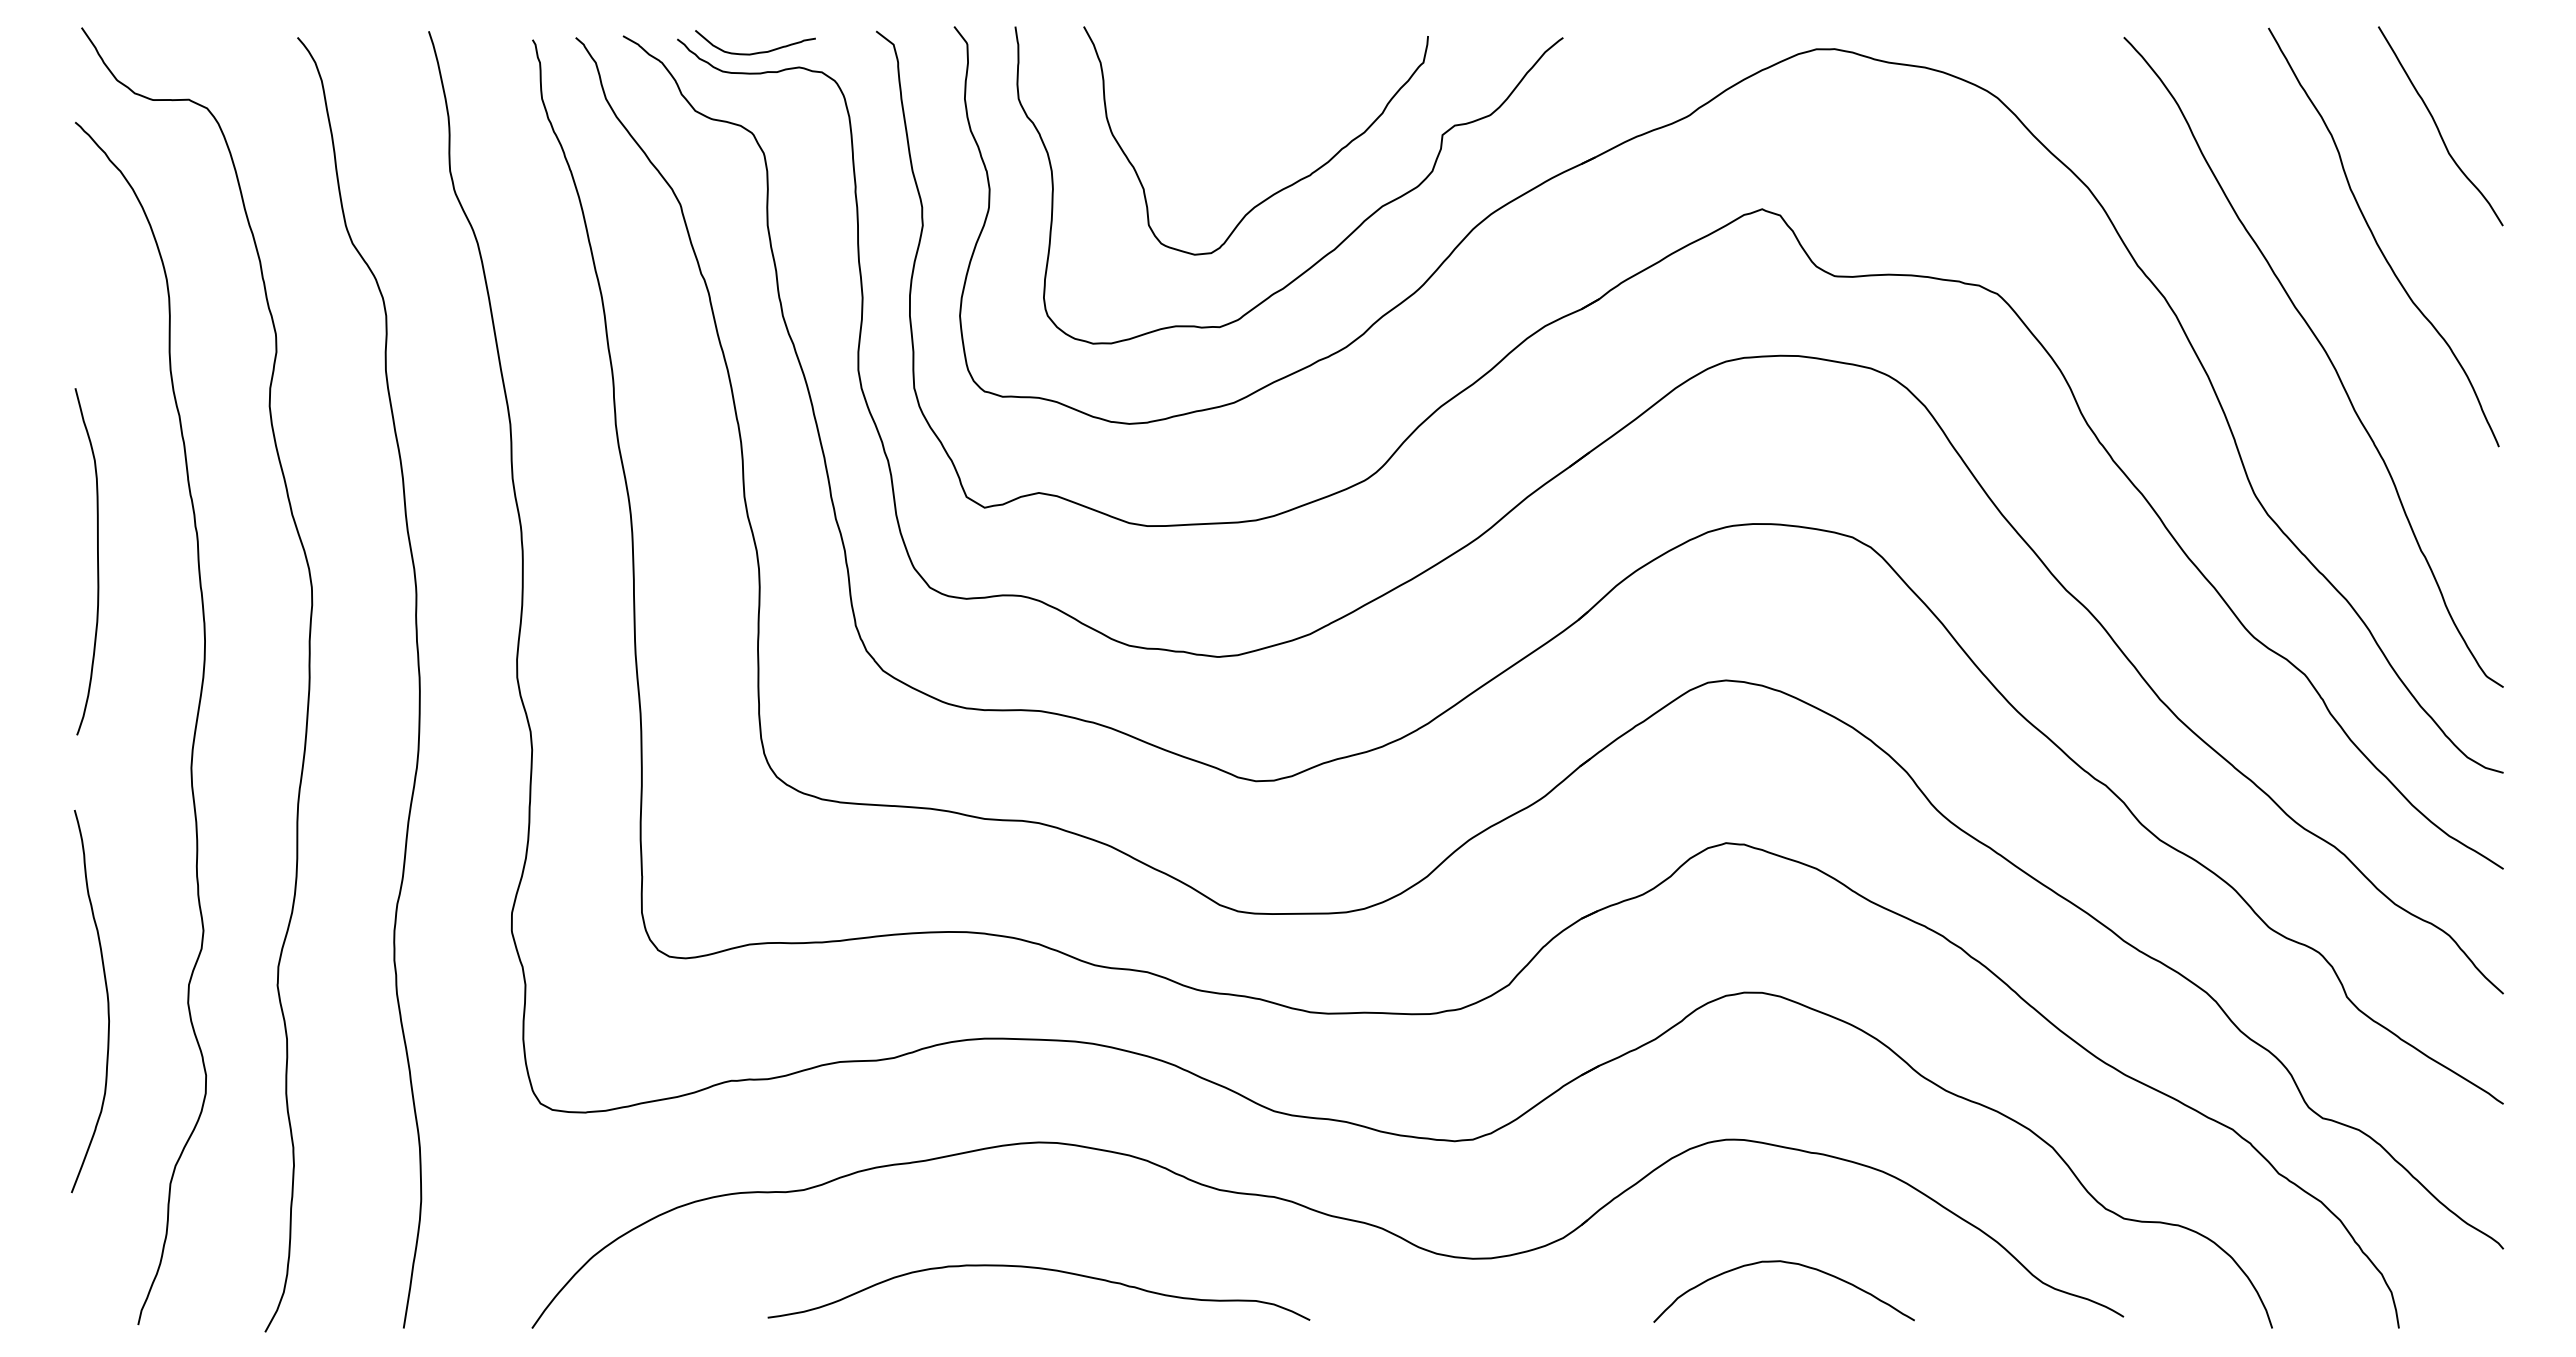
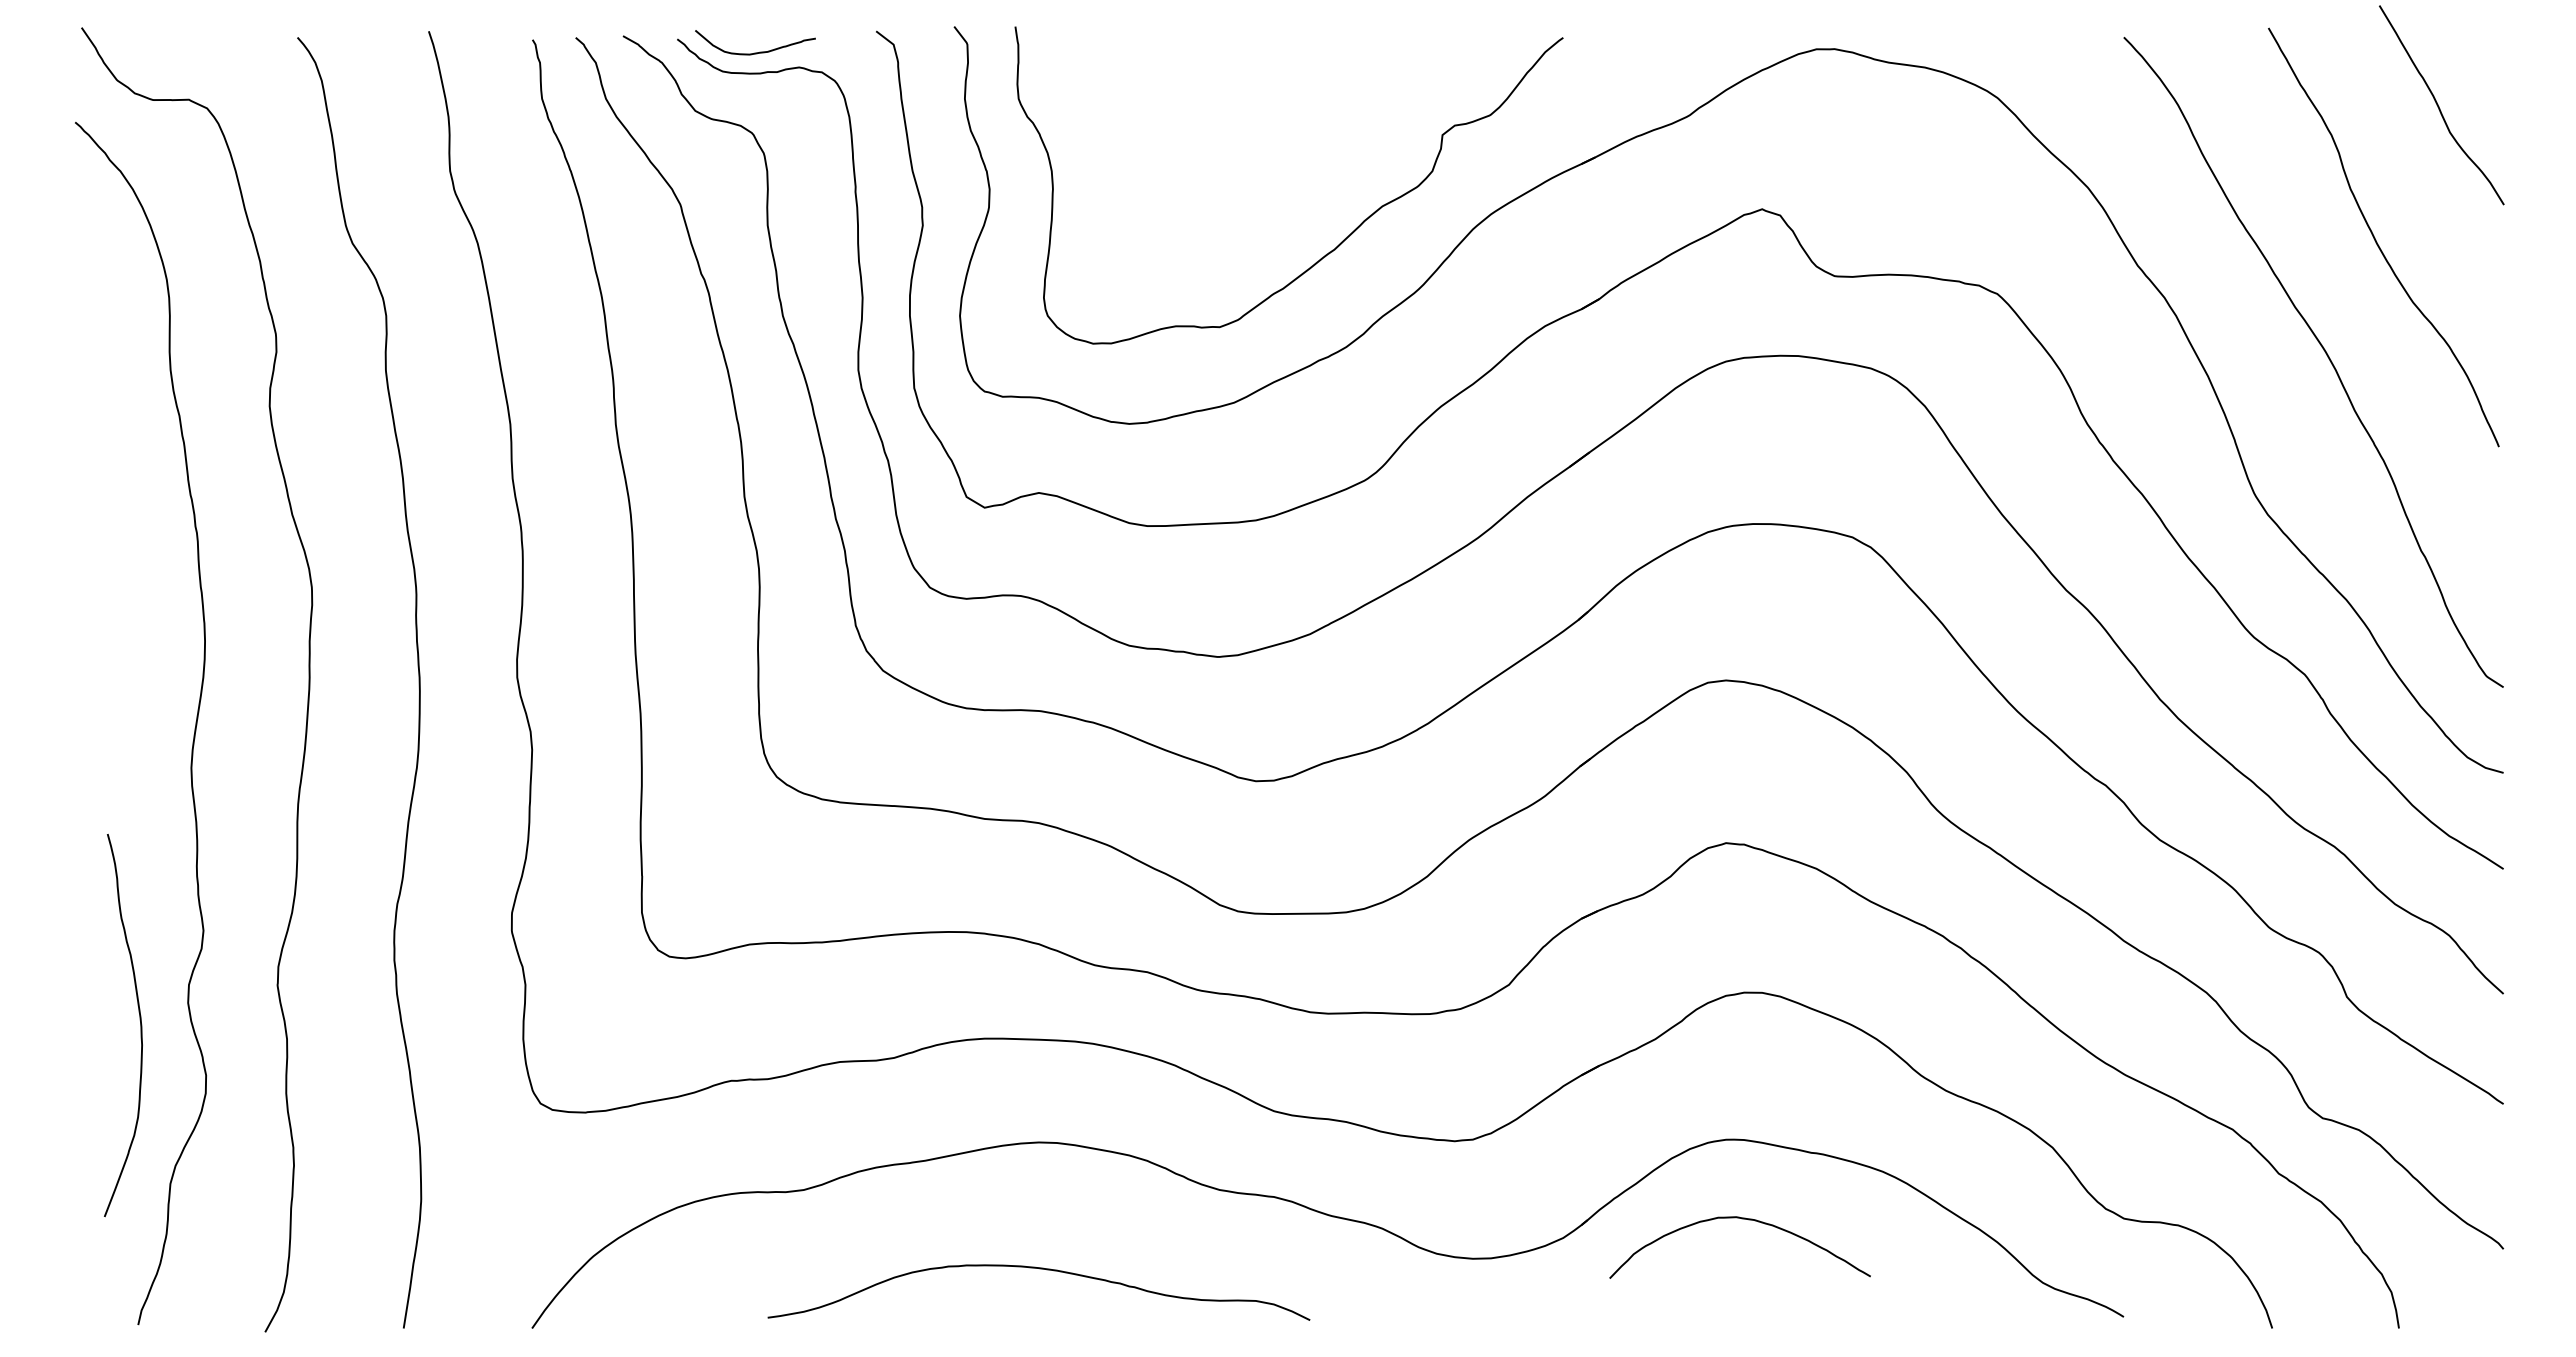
curve position: (2438, 127) -> (2439, 106) (2439, 106)
curve: present -> none (1280, 189)
curve: present -> none (97, 561)
curve position: (106, 996) -> (139, 1020) (139, 1020)
curve position: (1785, 1263) -> (1741, 1219) (1741, 1219)
